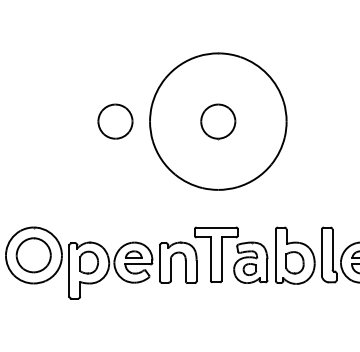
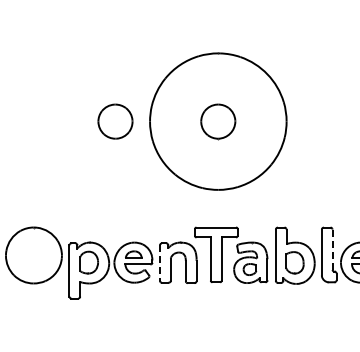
line: solid -> dashed (332, 249)
part: present -> none (33, 255)
line: solid -> dashed (159, 263)
